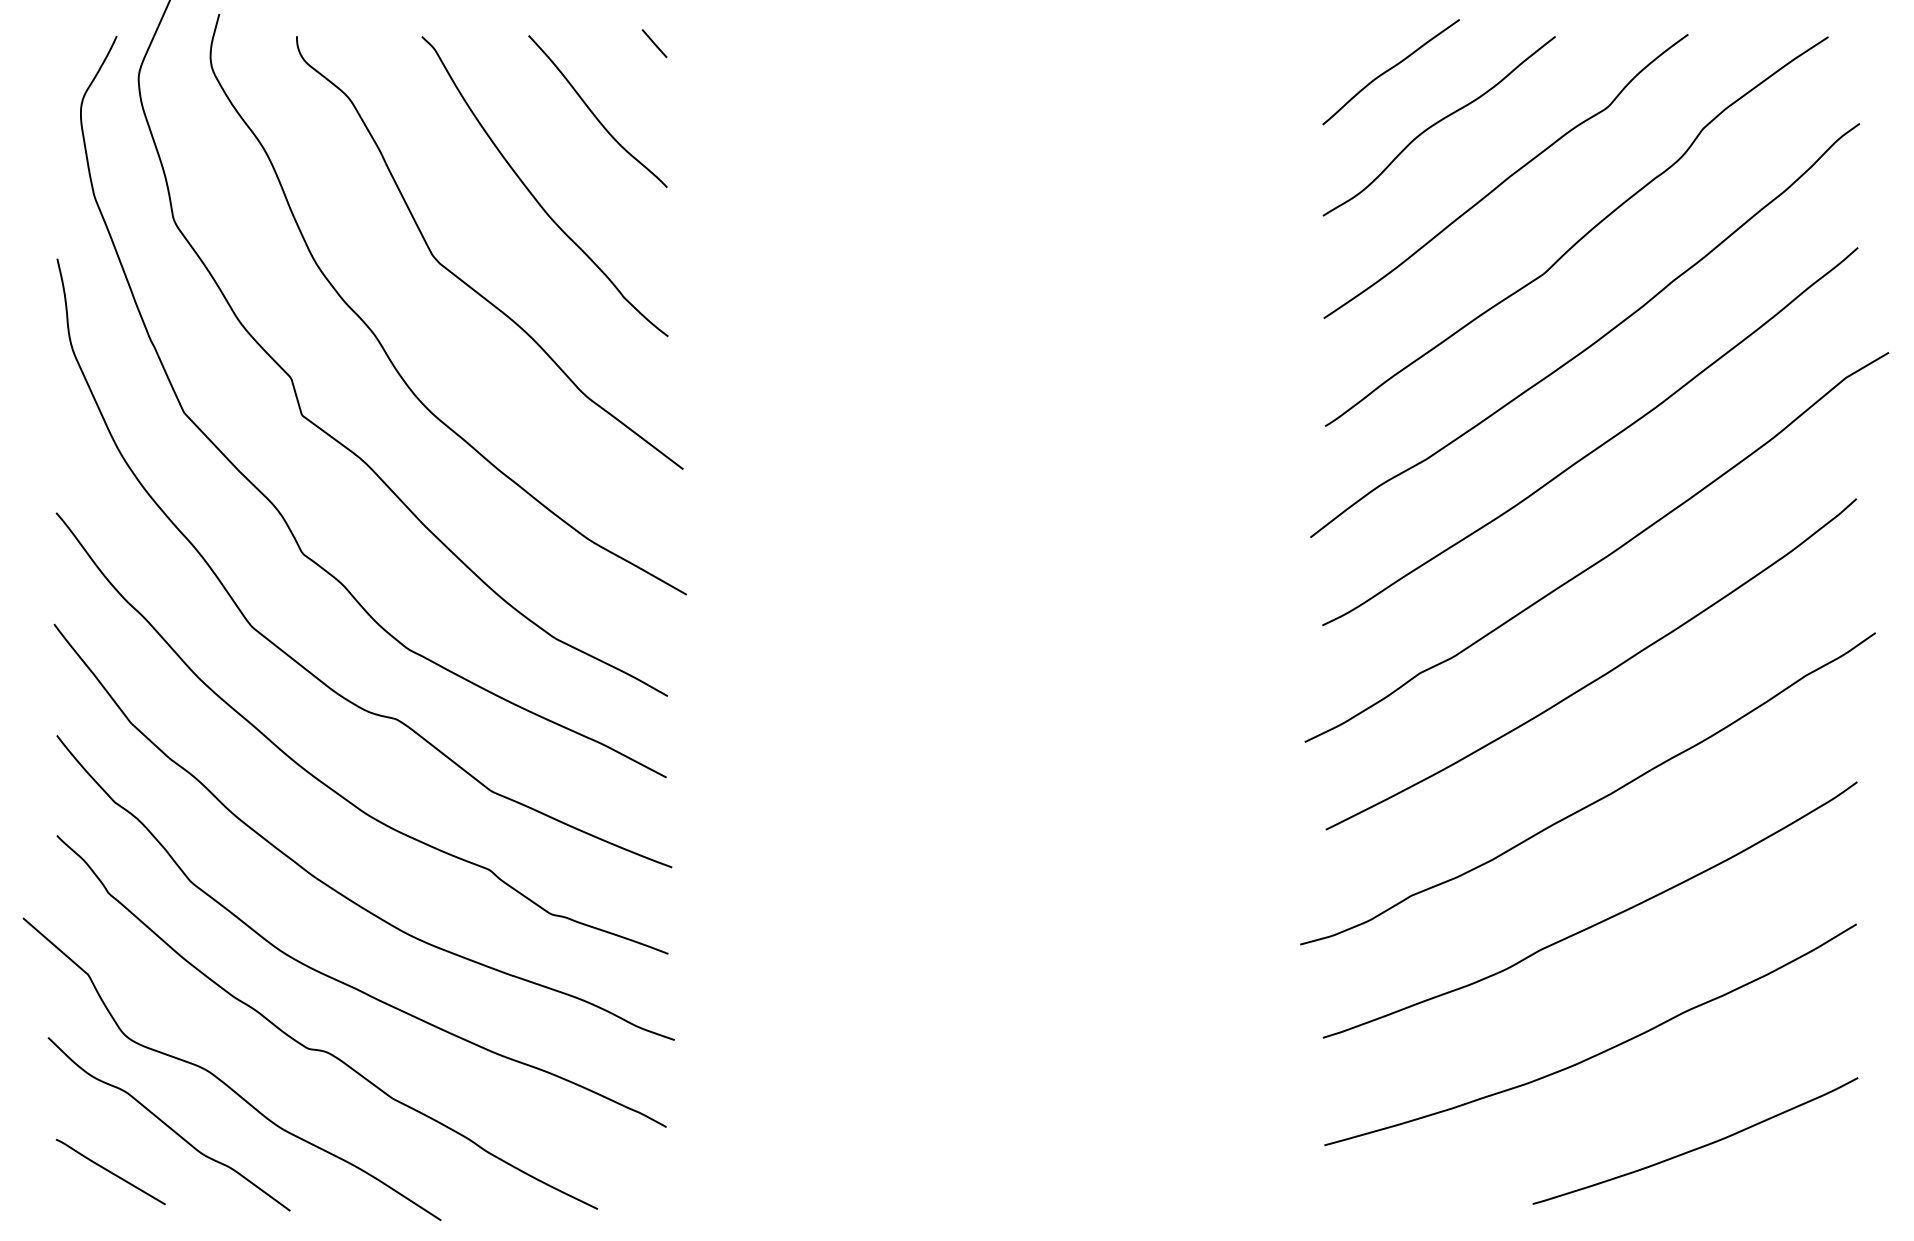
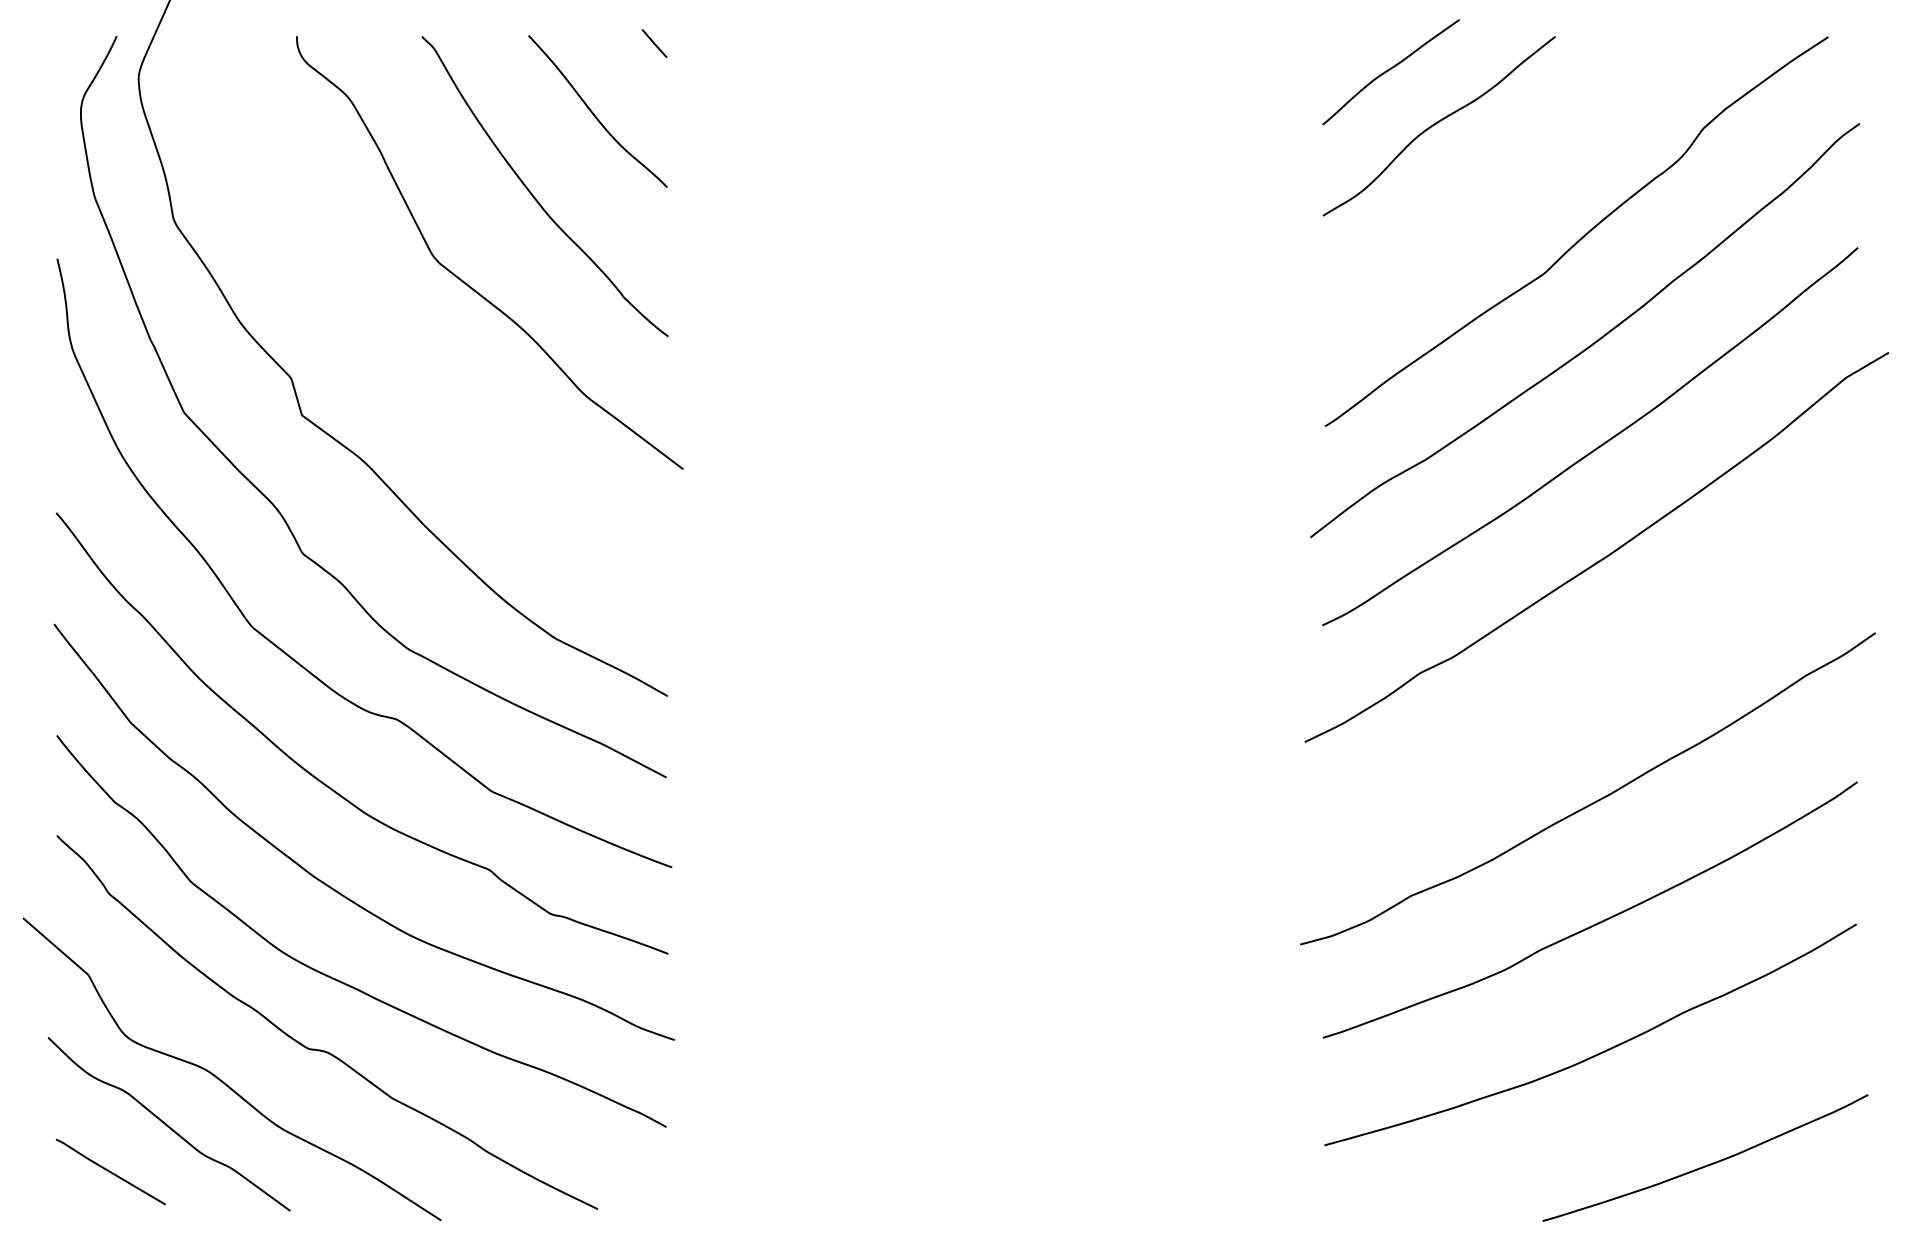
curve: present -> none (1507, 177)
curve: present -> none (383, 346)
curve: present -> none (1599, 676)
curve position: (1697, 1147) -> (1707, 1164) (1707, 1164)
